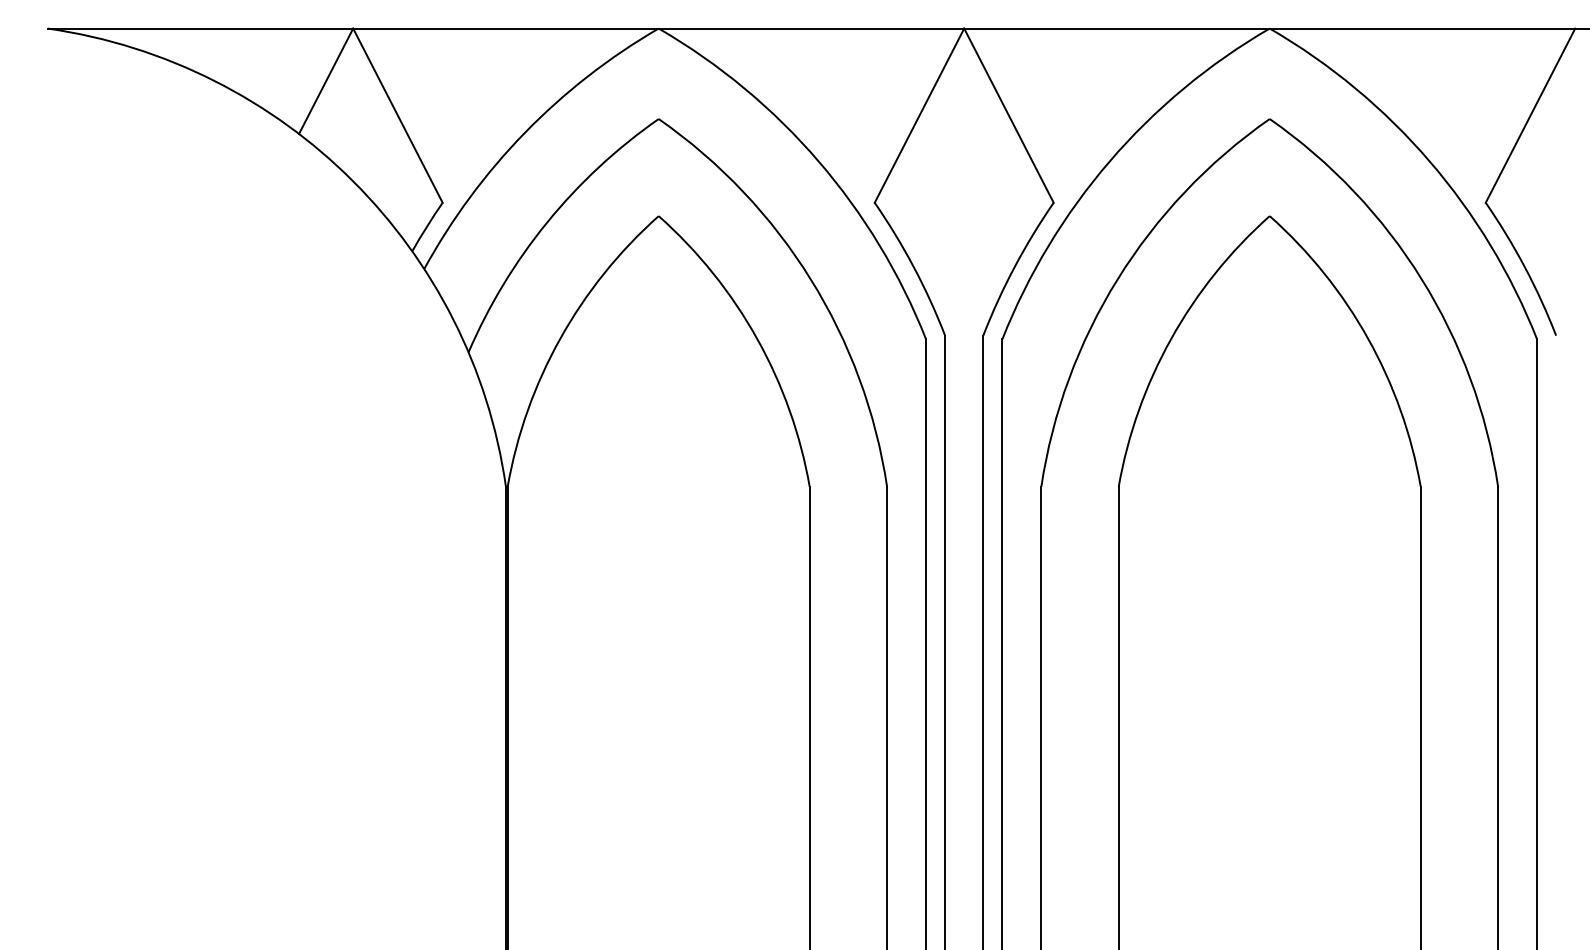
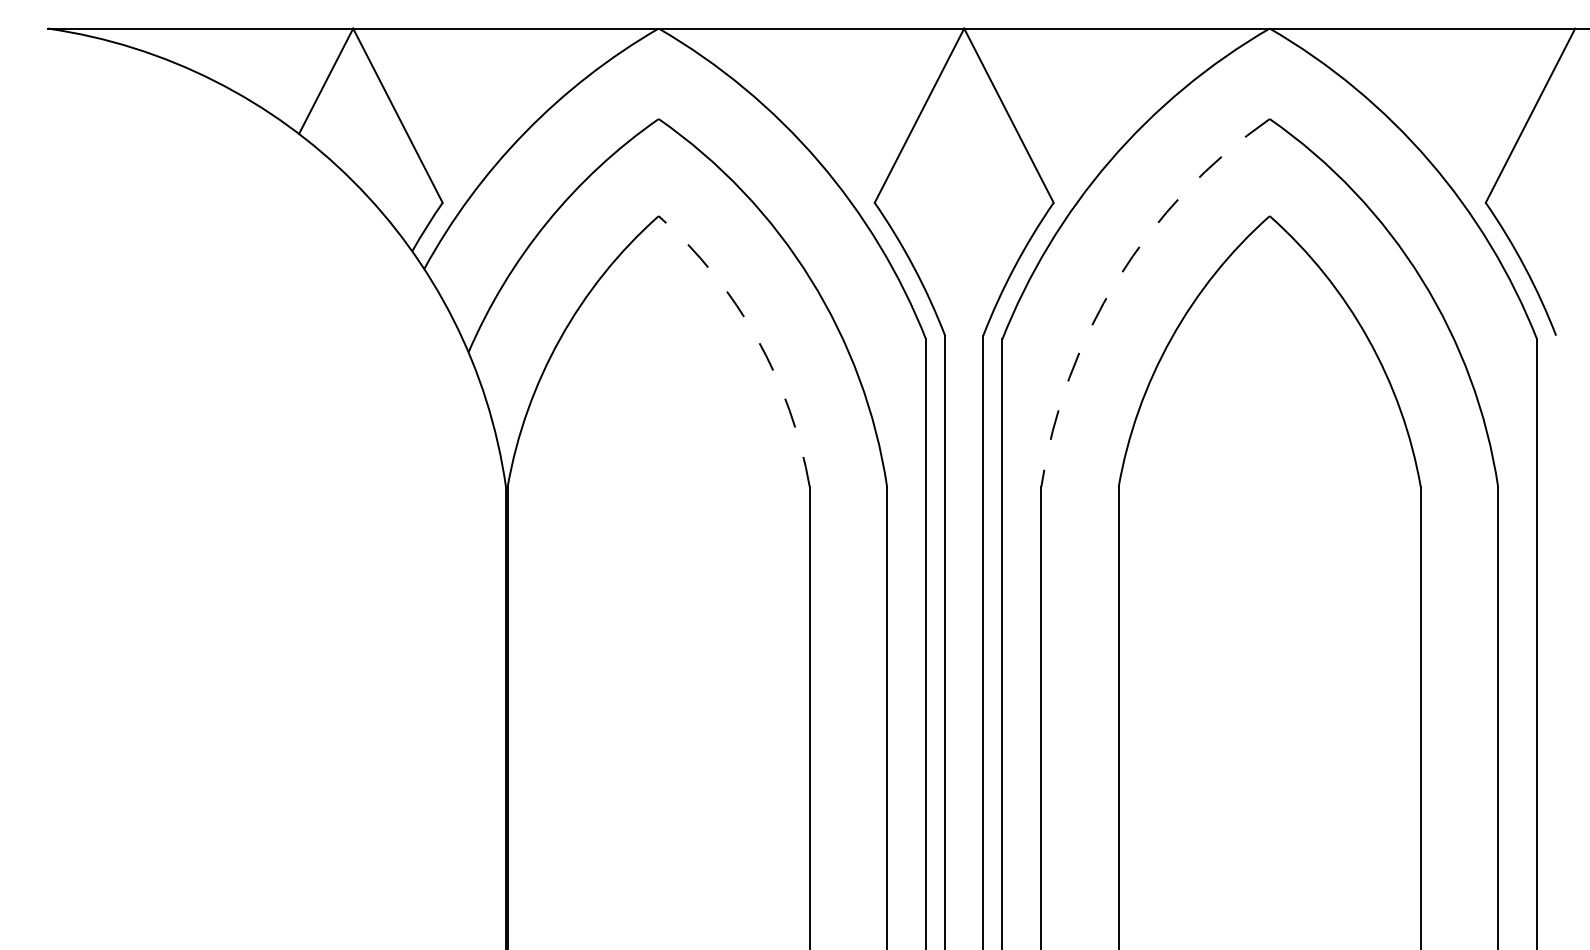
arc: solid -> dashed (1117, 279)
arc: solid -> dashed (757, 338)
